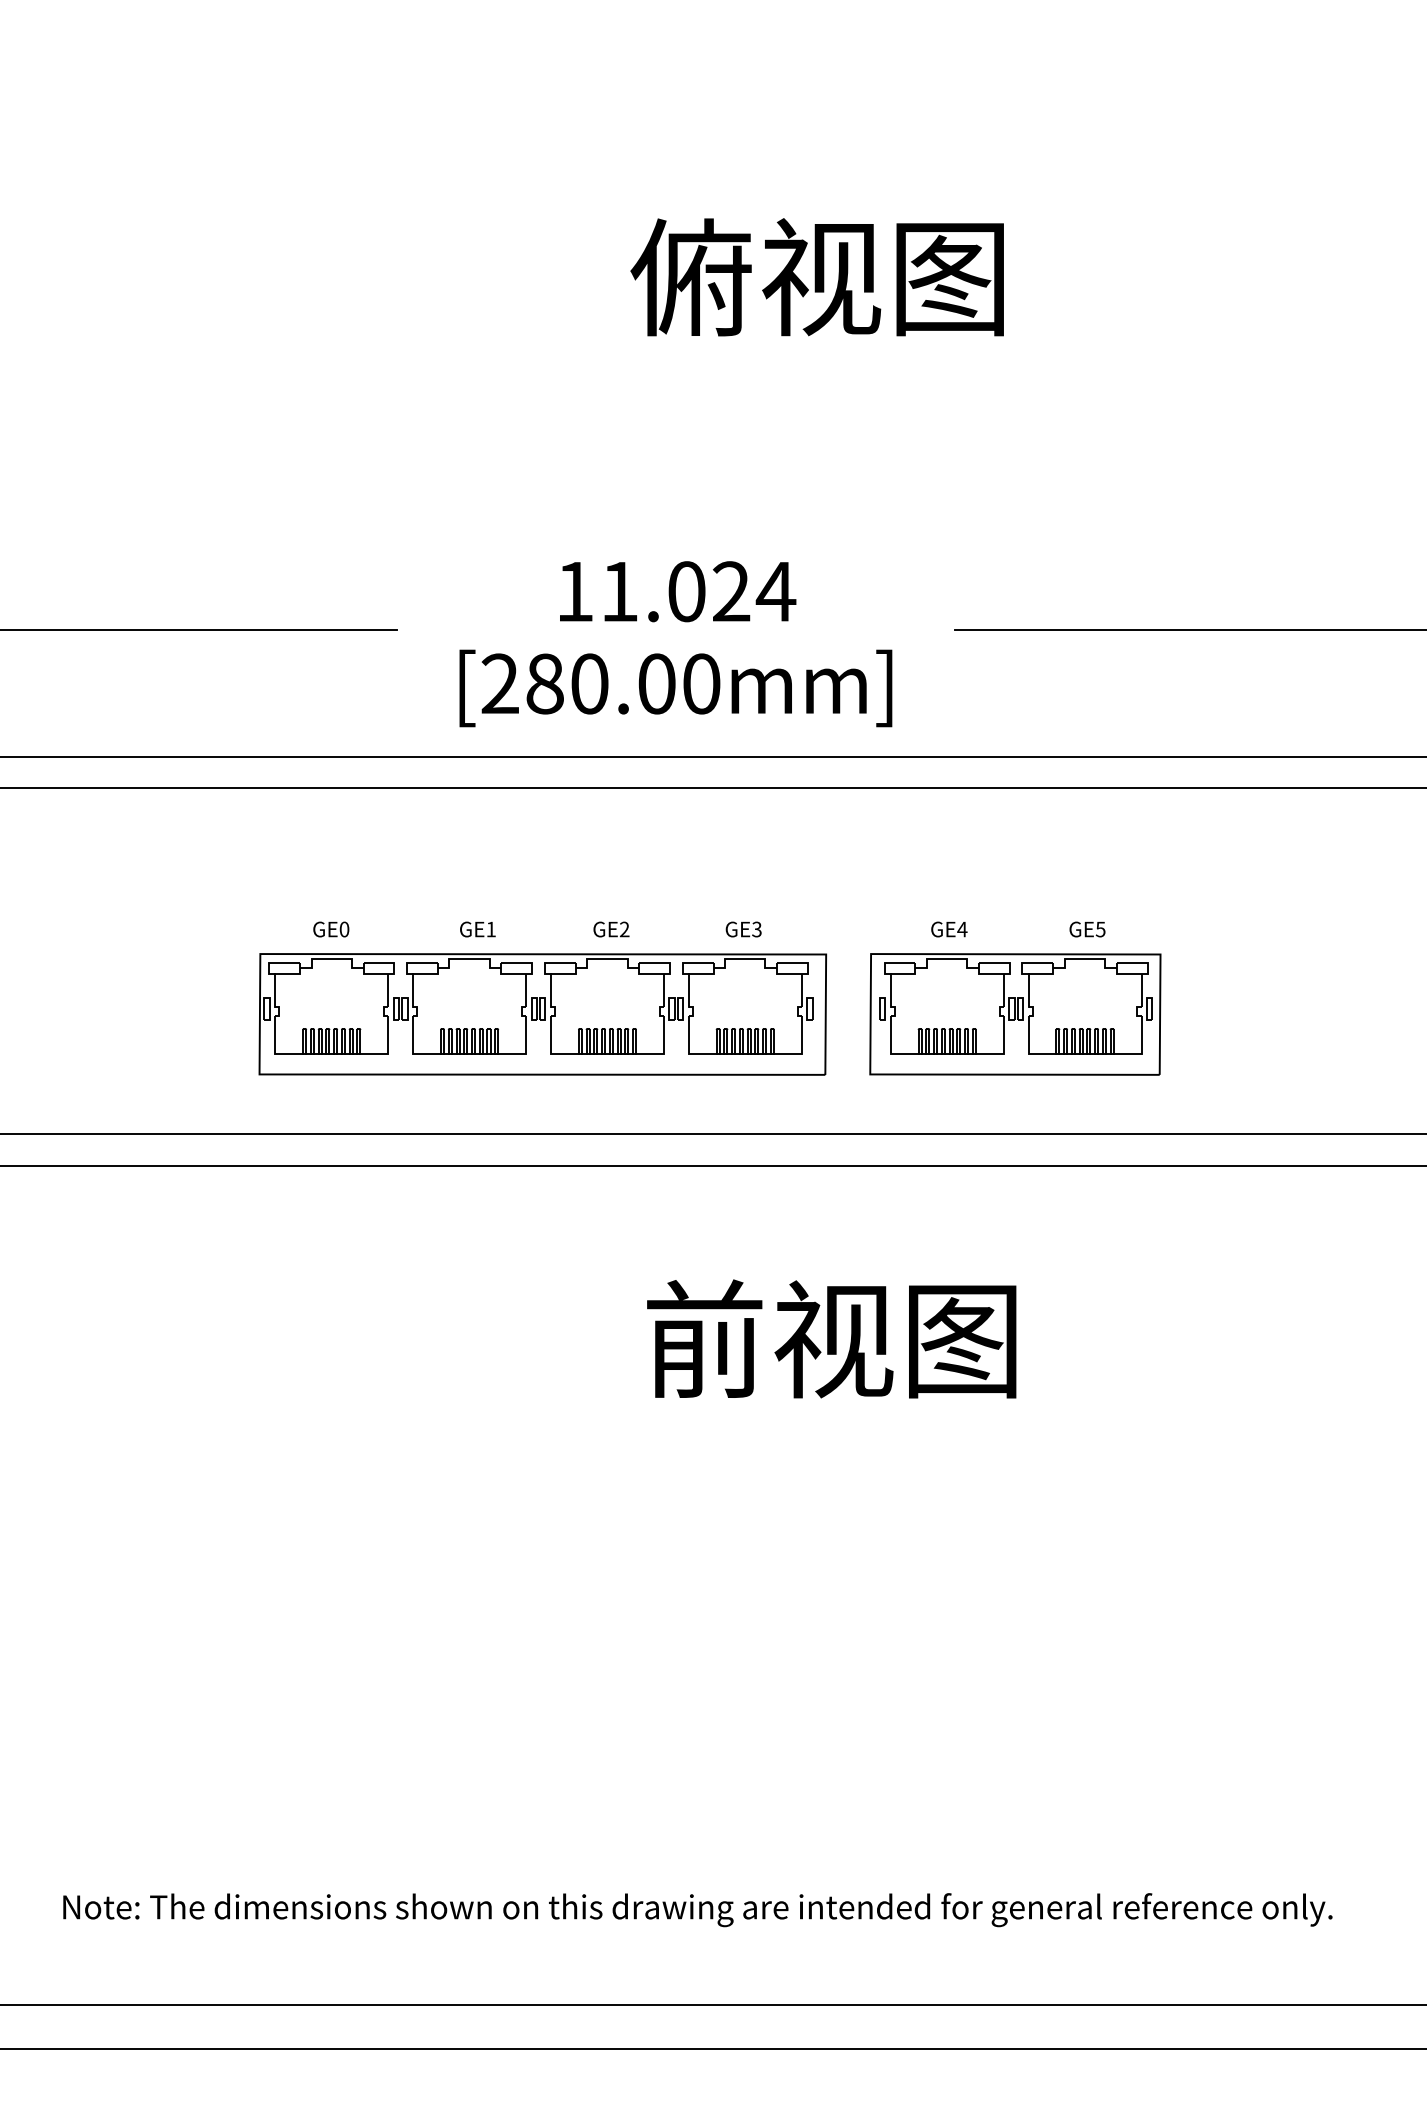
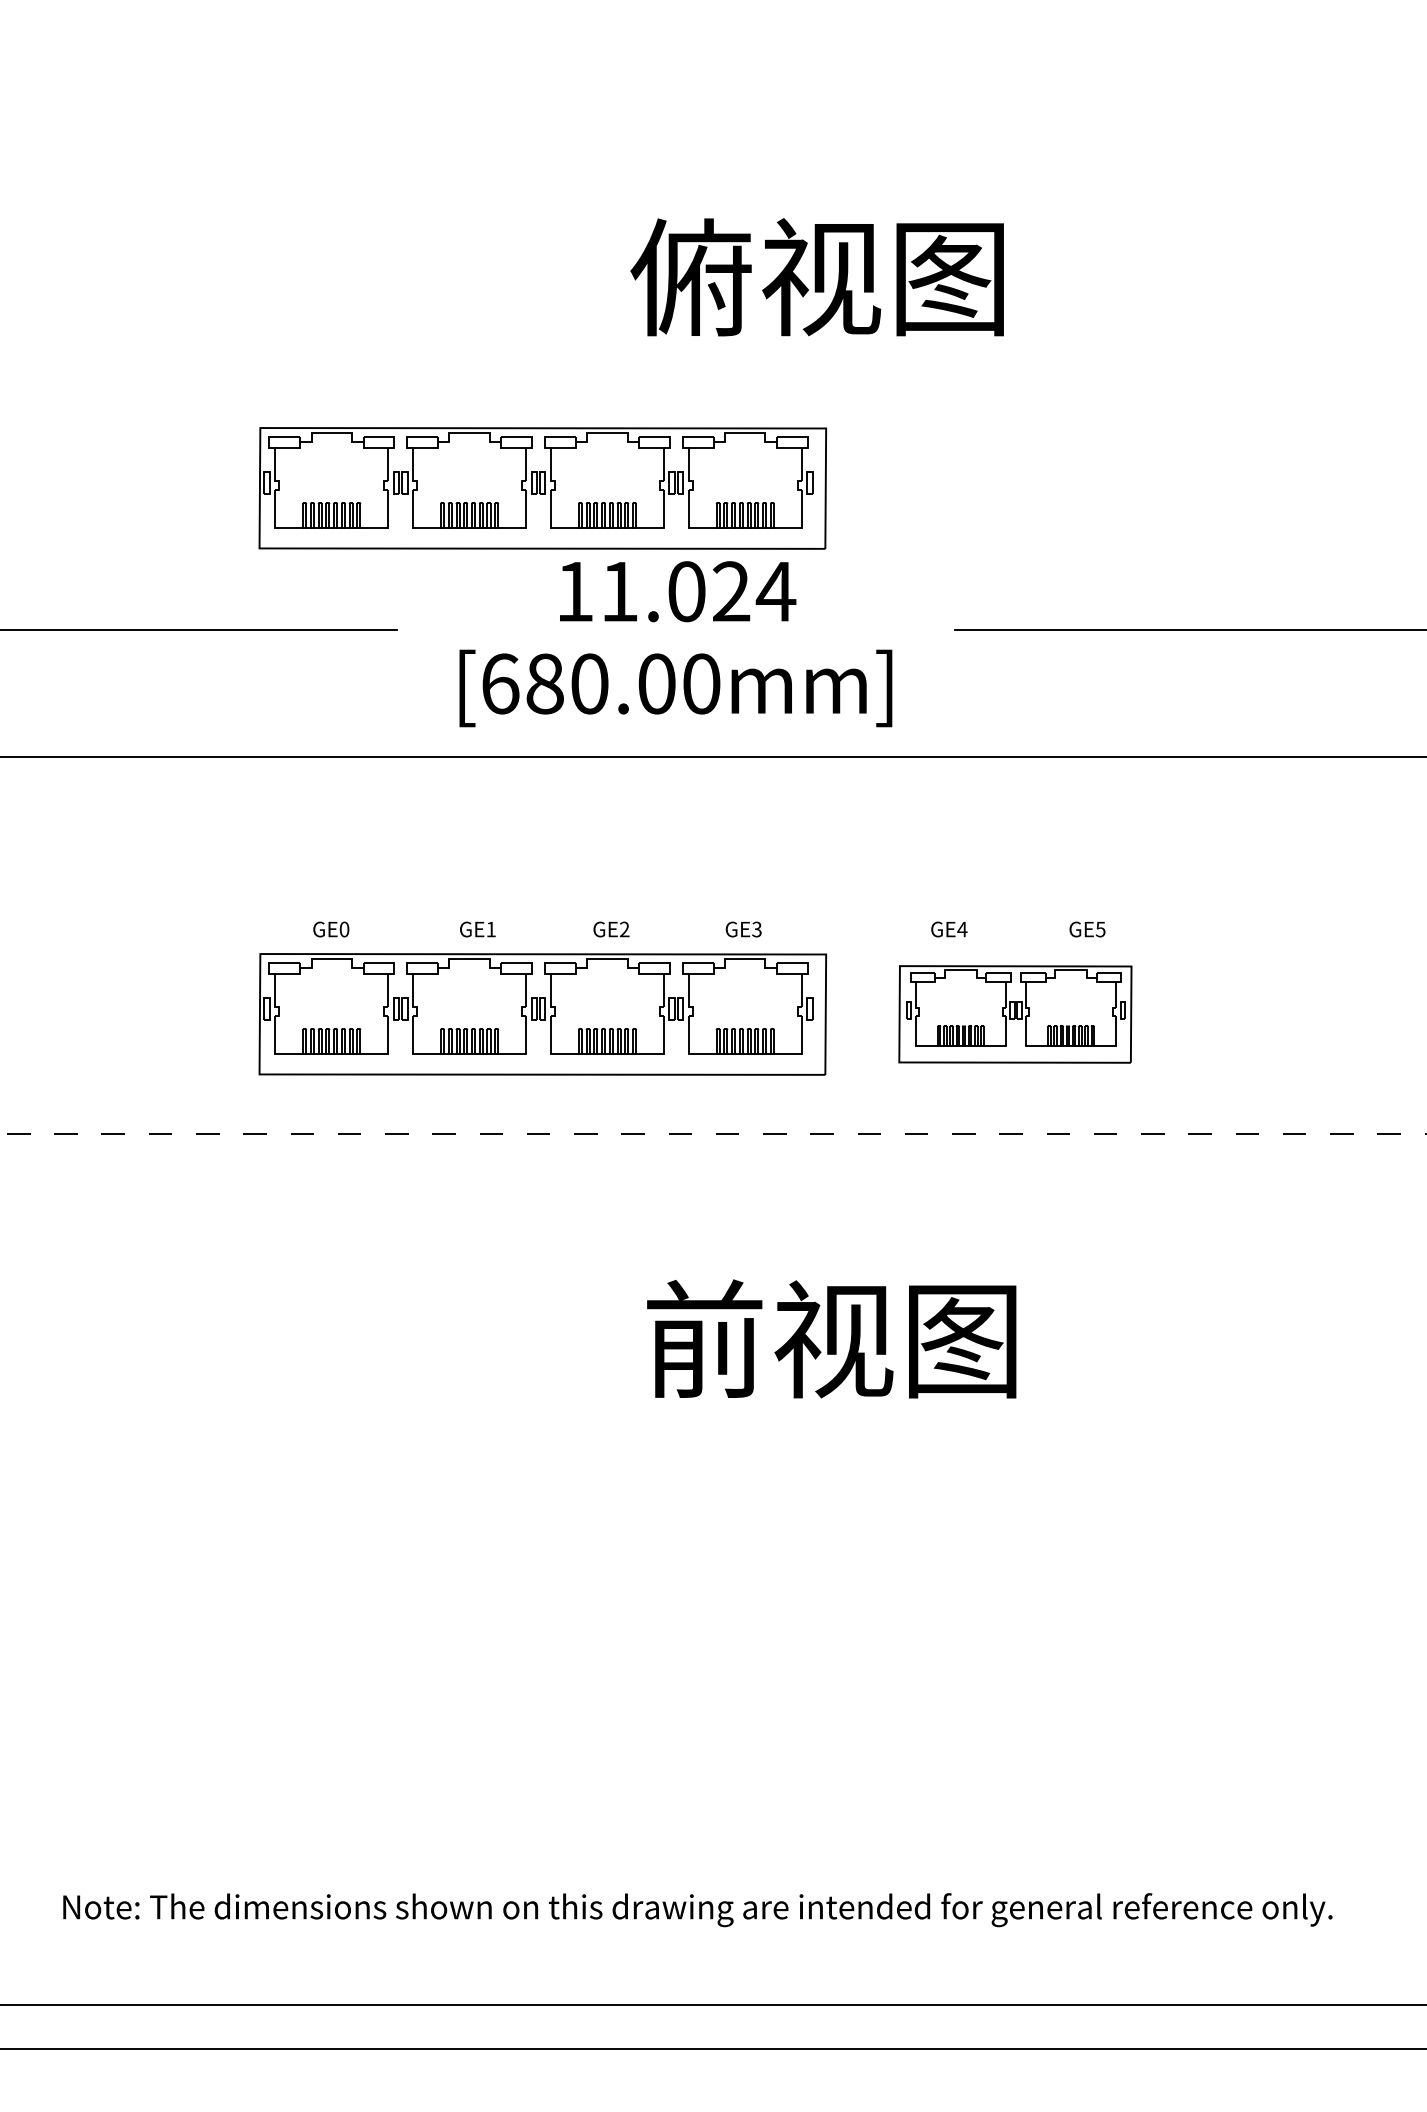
part: none -> present (542, 488)
text: [280.00mm] -> [680.00mm] (500, 683)
line: present -> none (712, 788)
part size: 293x123 px -> 235x99 px (1015, 1014)
line: solid -> dashed (713, 1134)
line: present -> none (712, 1165)
